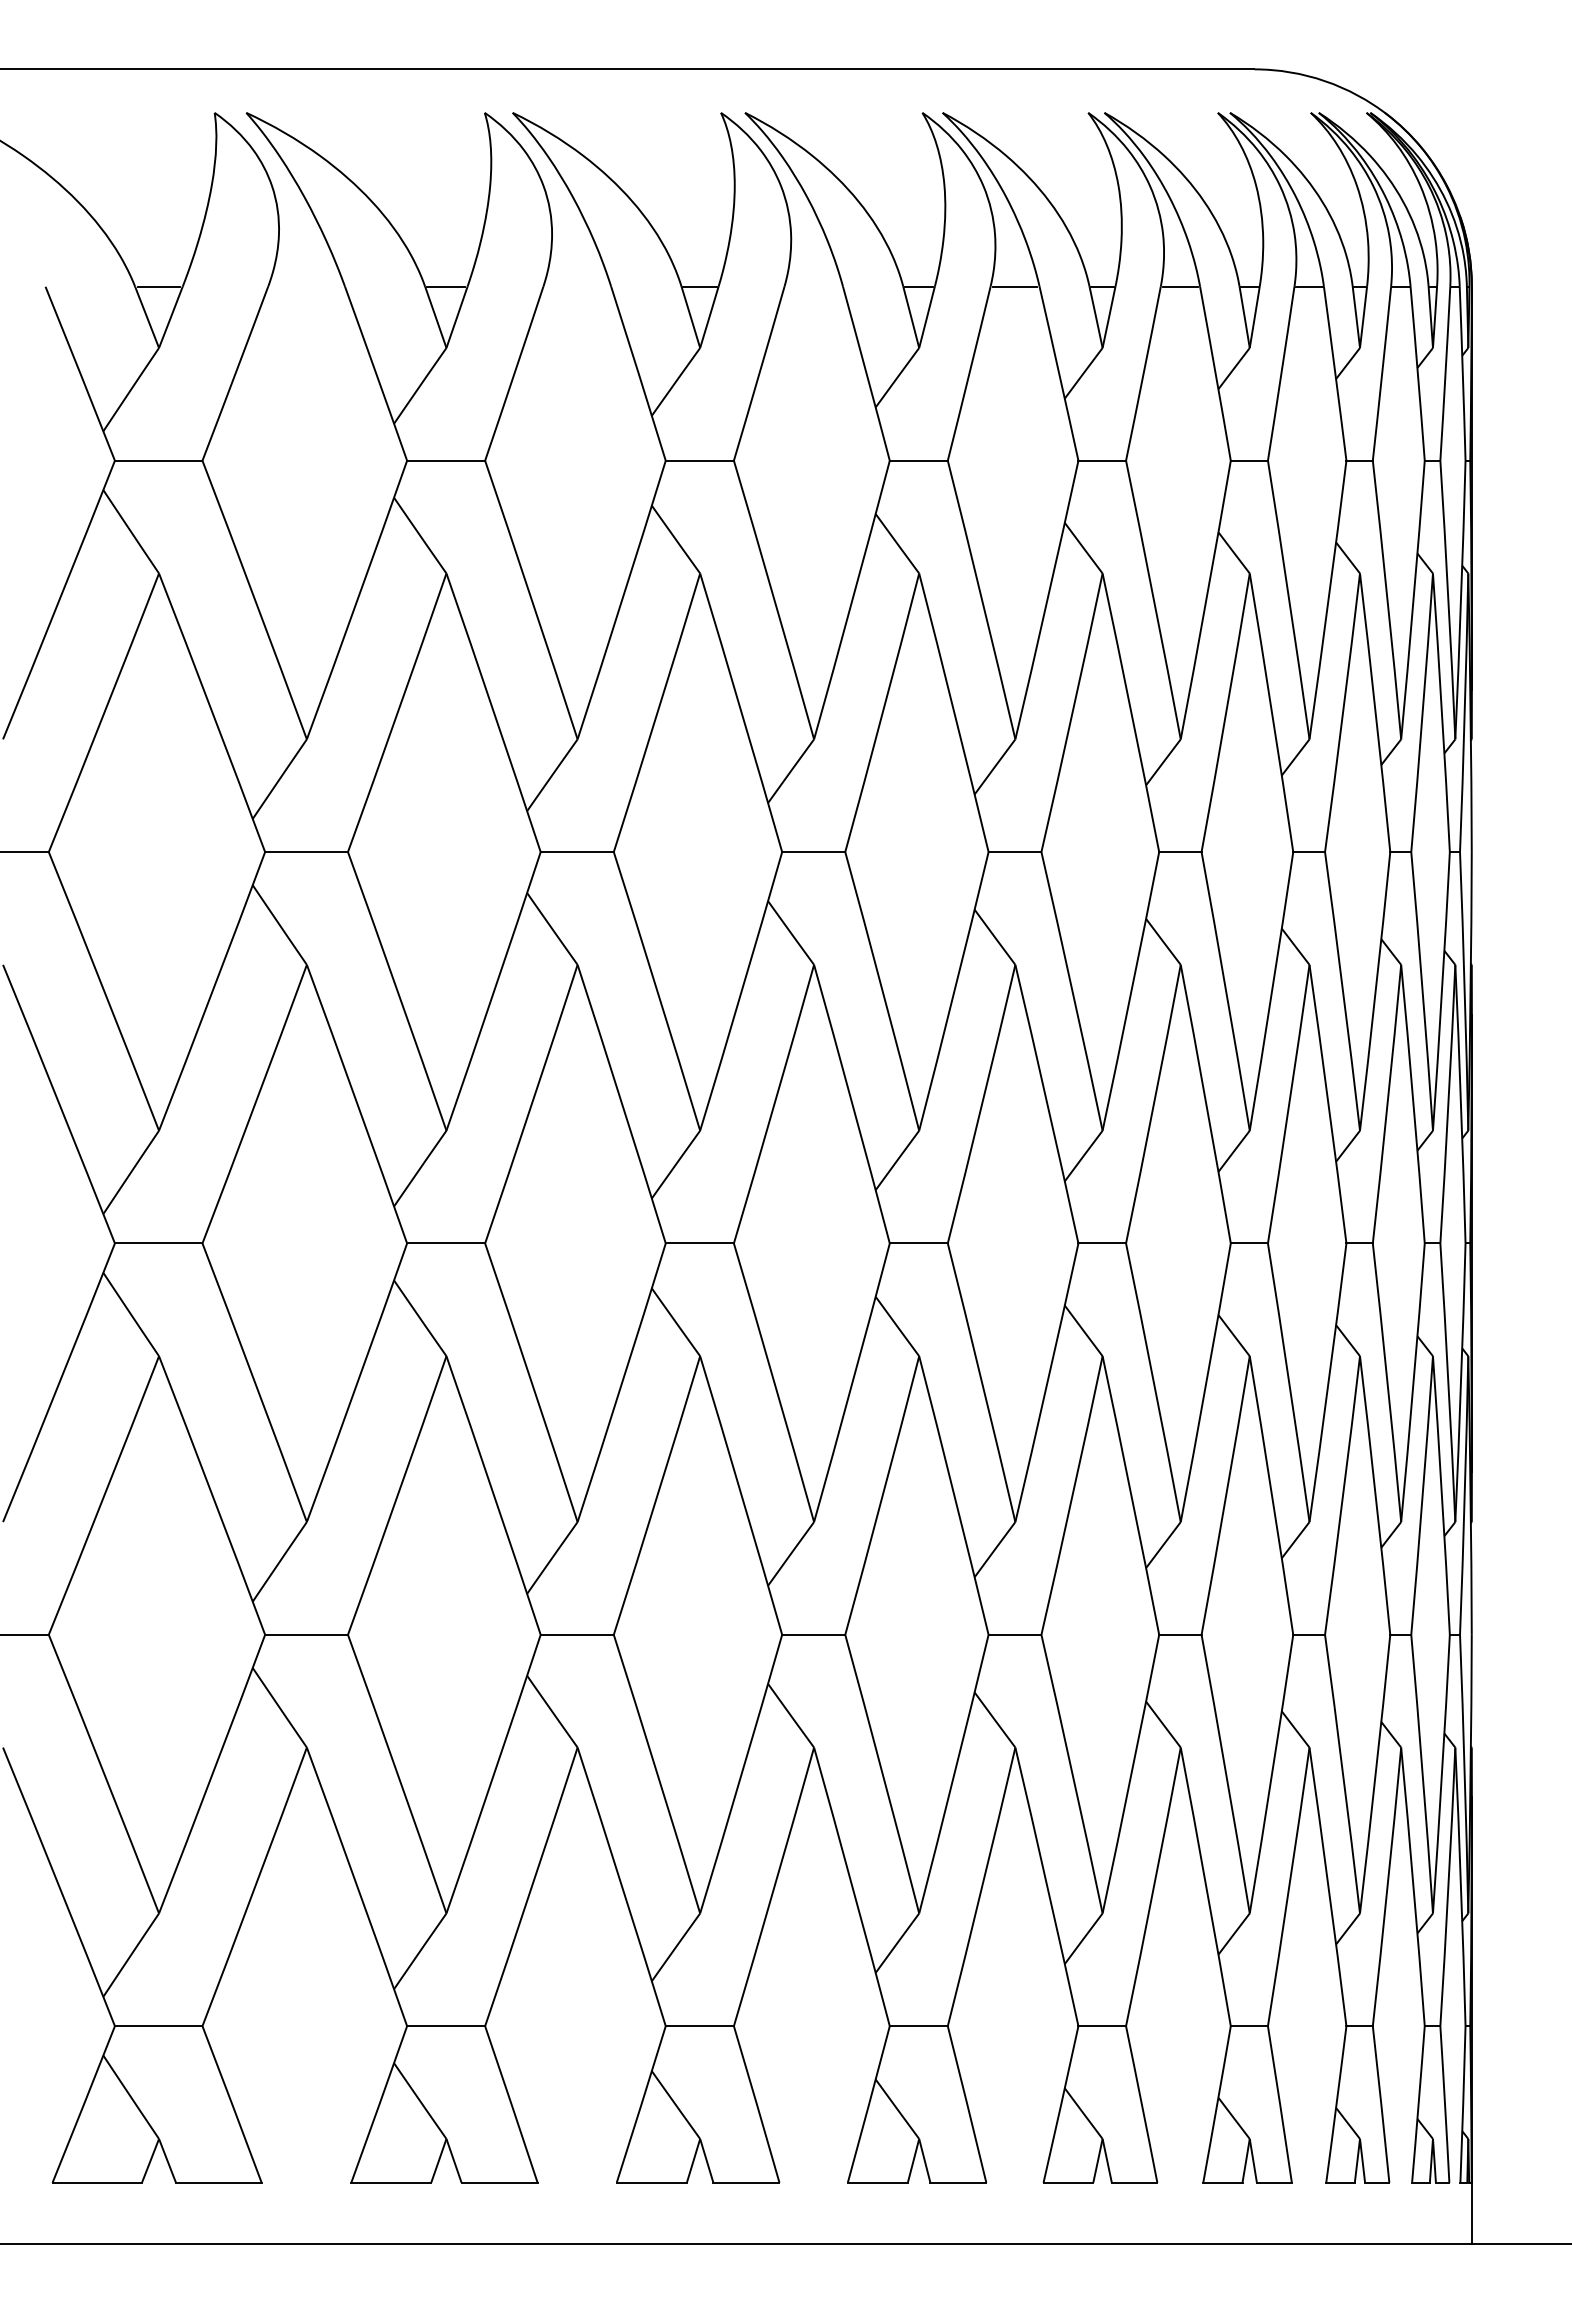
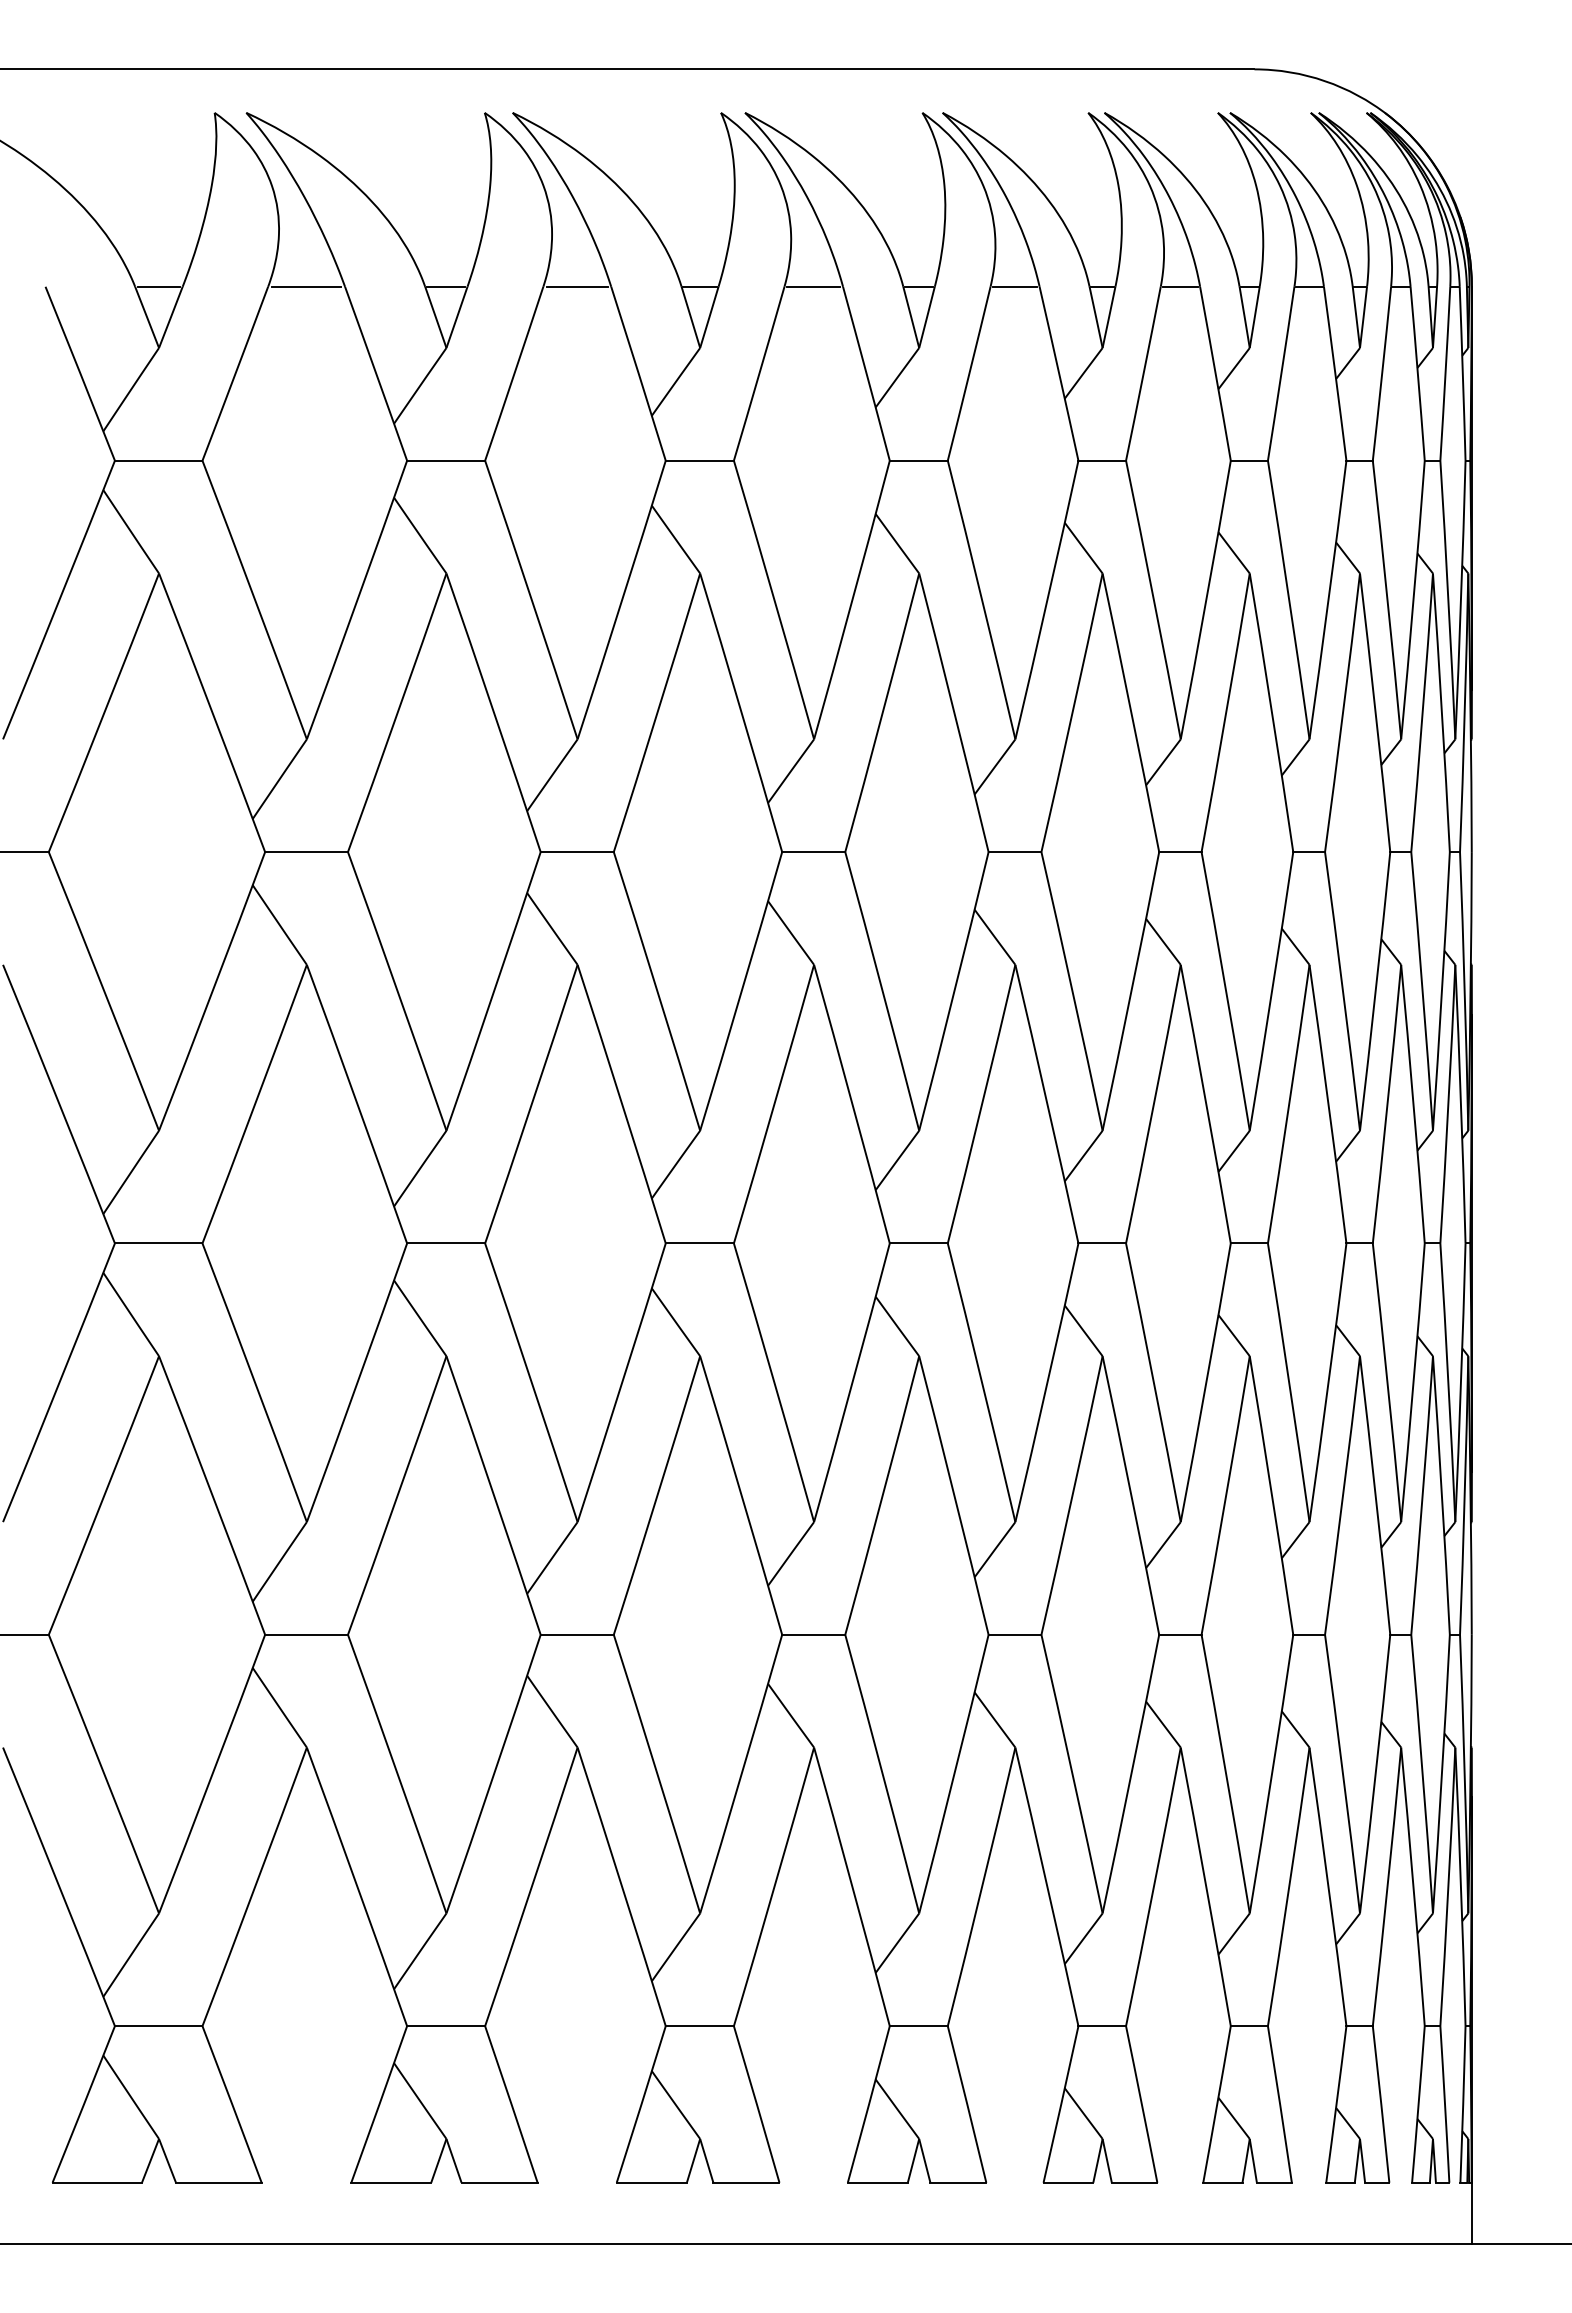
line: none -> present (306, 286)
line: none -> present (576, 286)
line: none -> present (813, 286)
